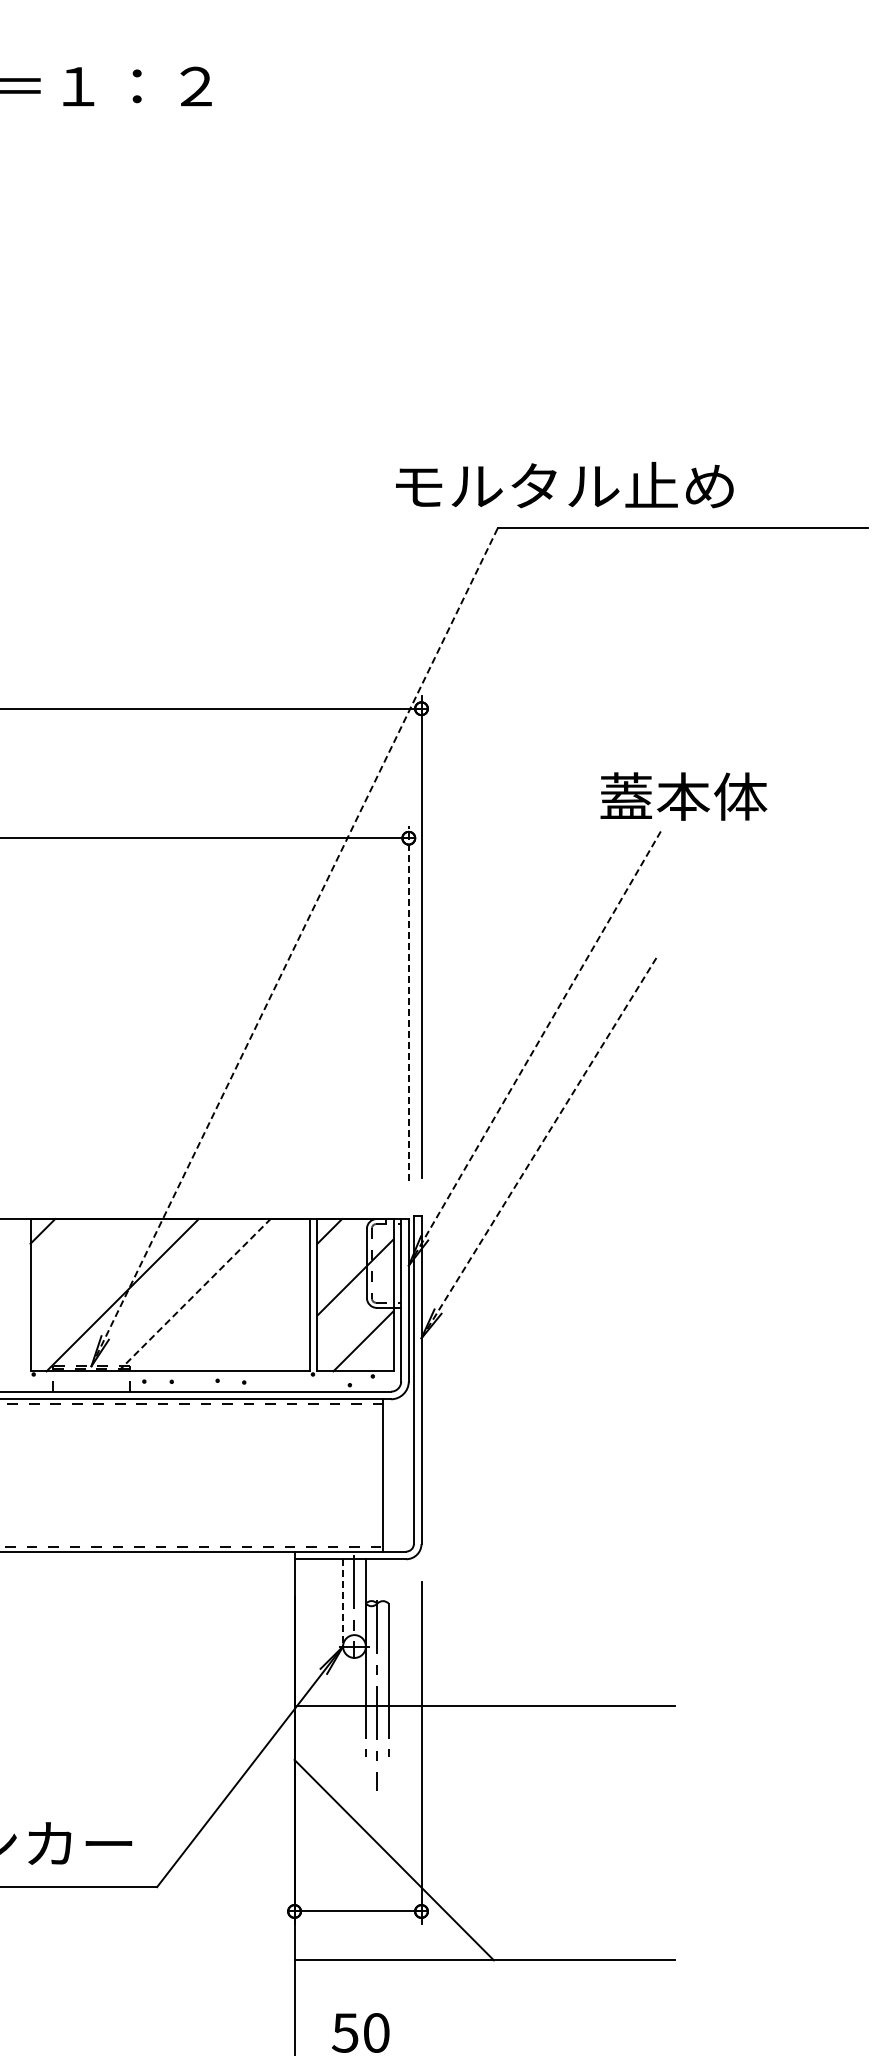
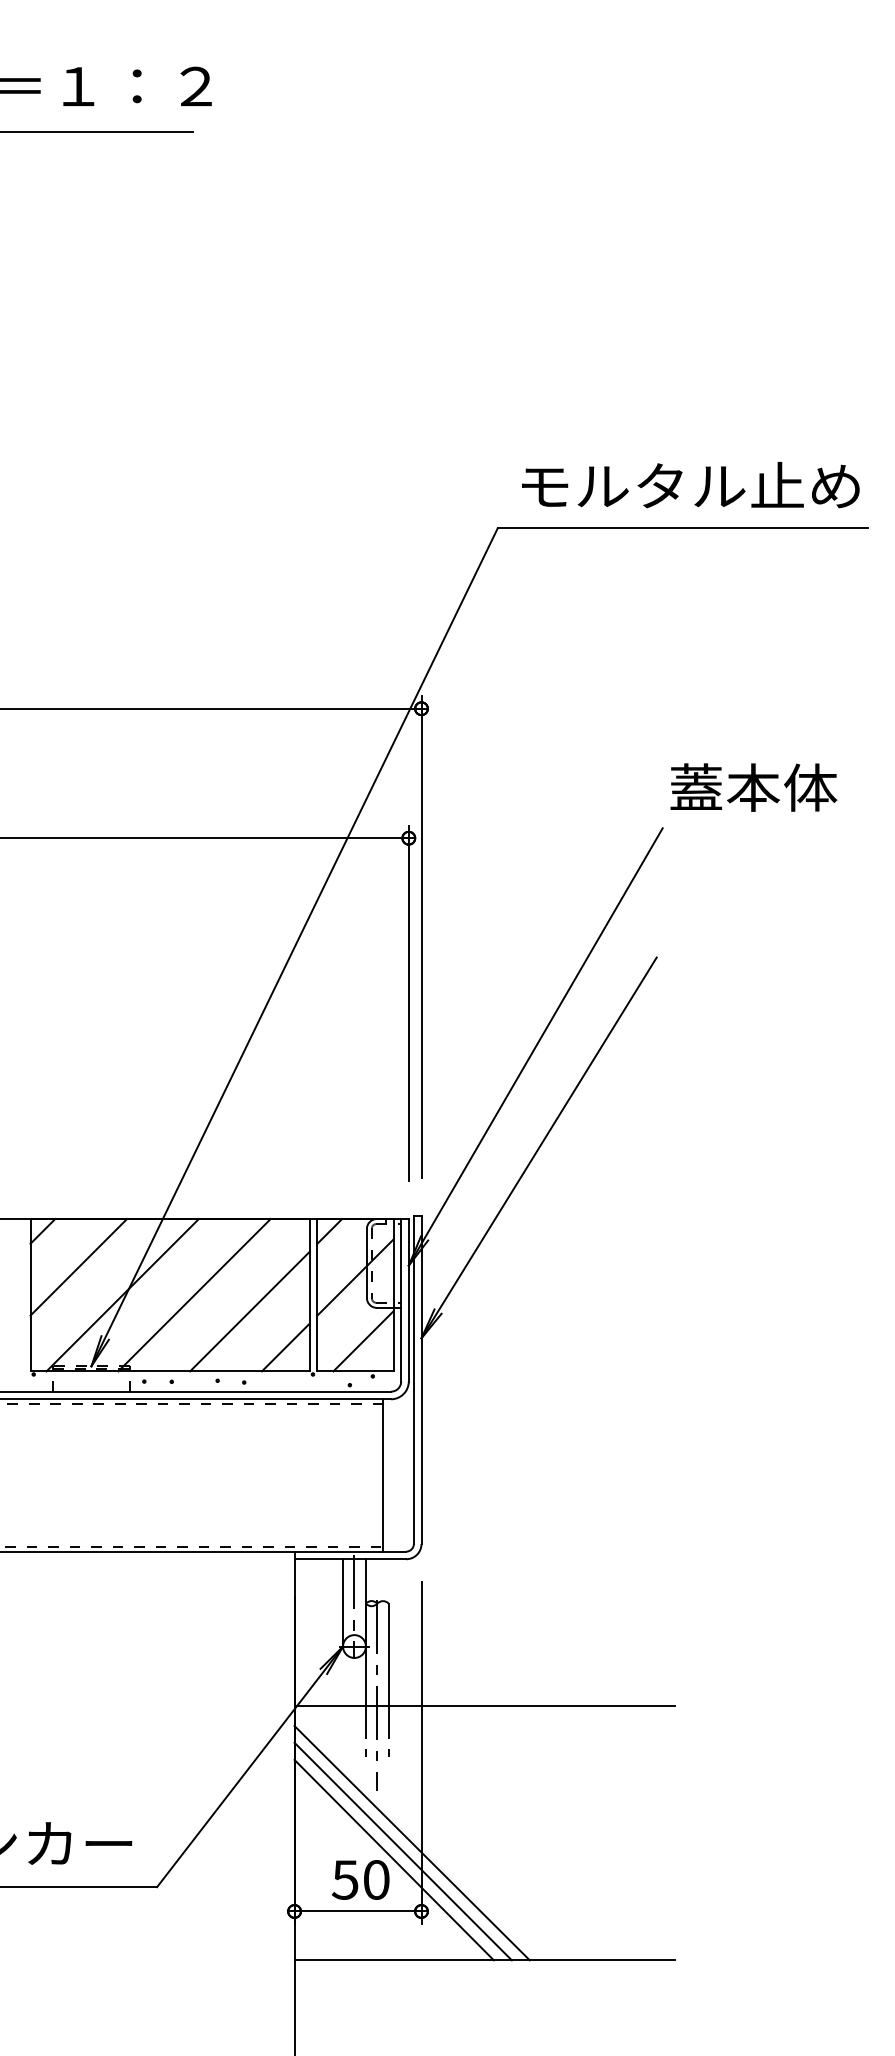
line: none -> present (97, 132)
text position: (564, 485) -> (690, 485) (690, 485)
text position: (683, 796) -> (753, 787) (753, 787)
line: dashed -> solid (294, 947)
line: dashed -> solid (408, 1003)
line: dashed -> solid (535, 1046)
line: dashed -> solid (539, 1147)
line: none -> present (78, 1267)
line: dashed -> solid (194, 1295)
line: none -> present (249, 1311)
line: none -> present (285, 1347)
line: dashed -> solid (343, 1602)
line: none -> present (411, 1843)
line: none -> present (402, 1851)
text position: (360, 2032) -> (360, 1879) (360, 1879)
